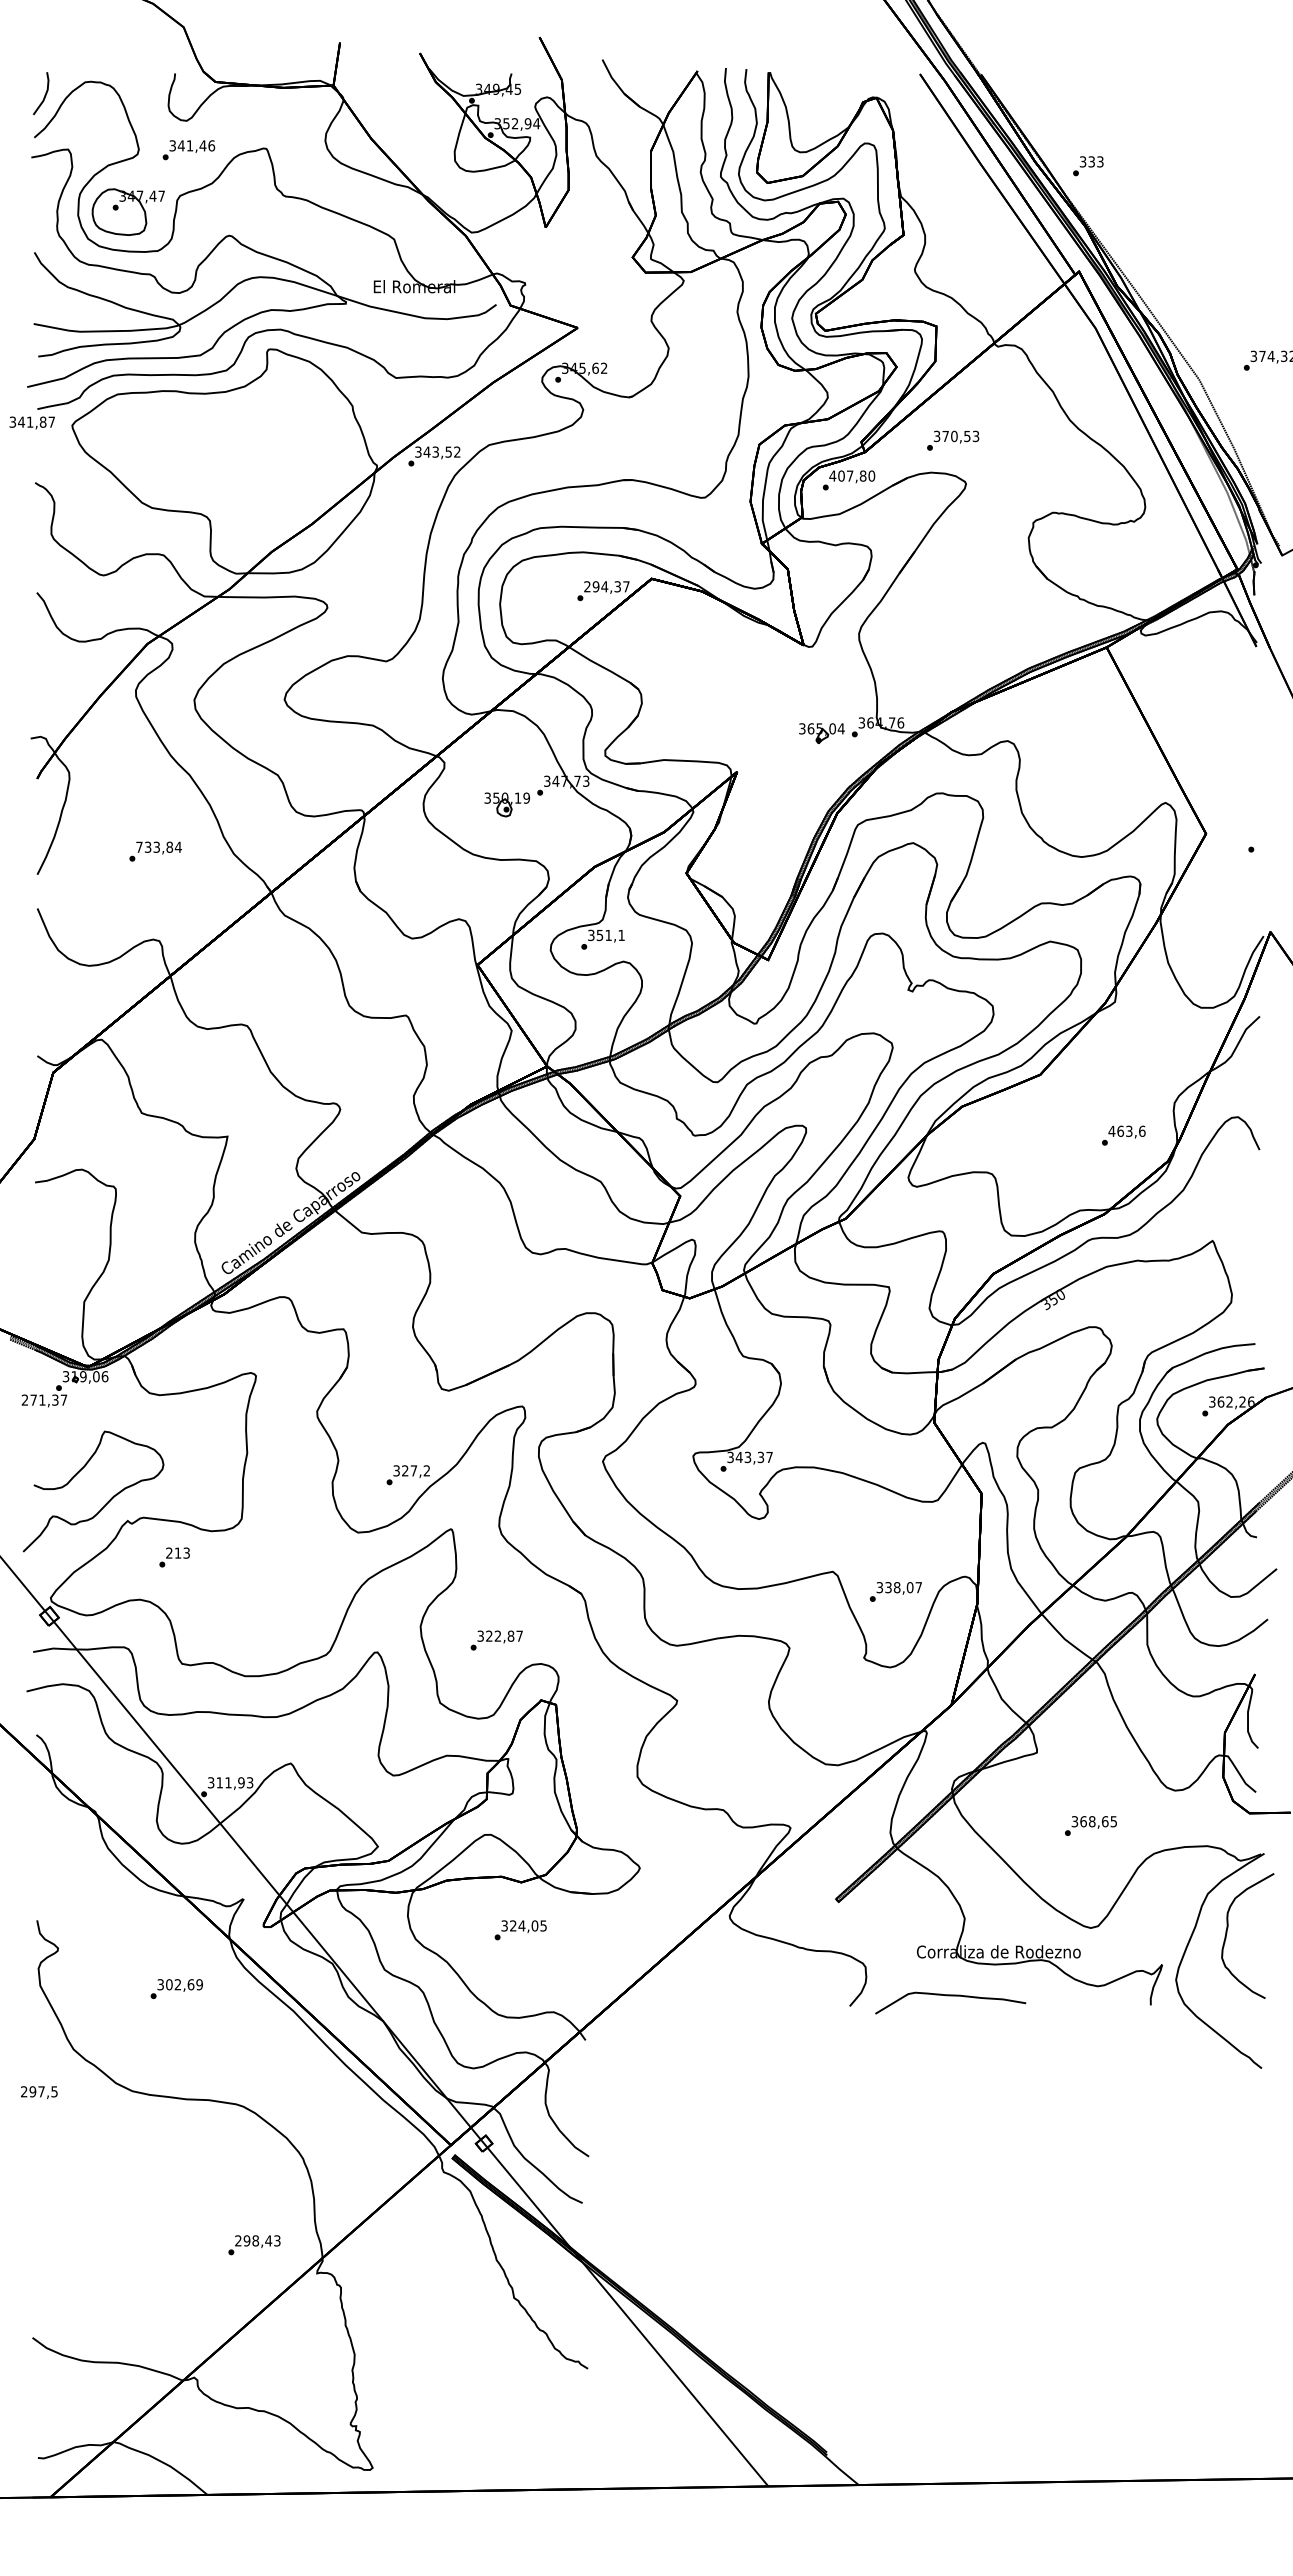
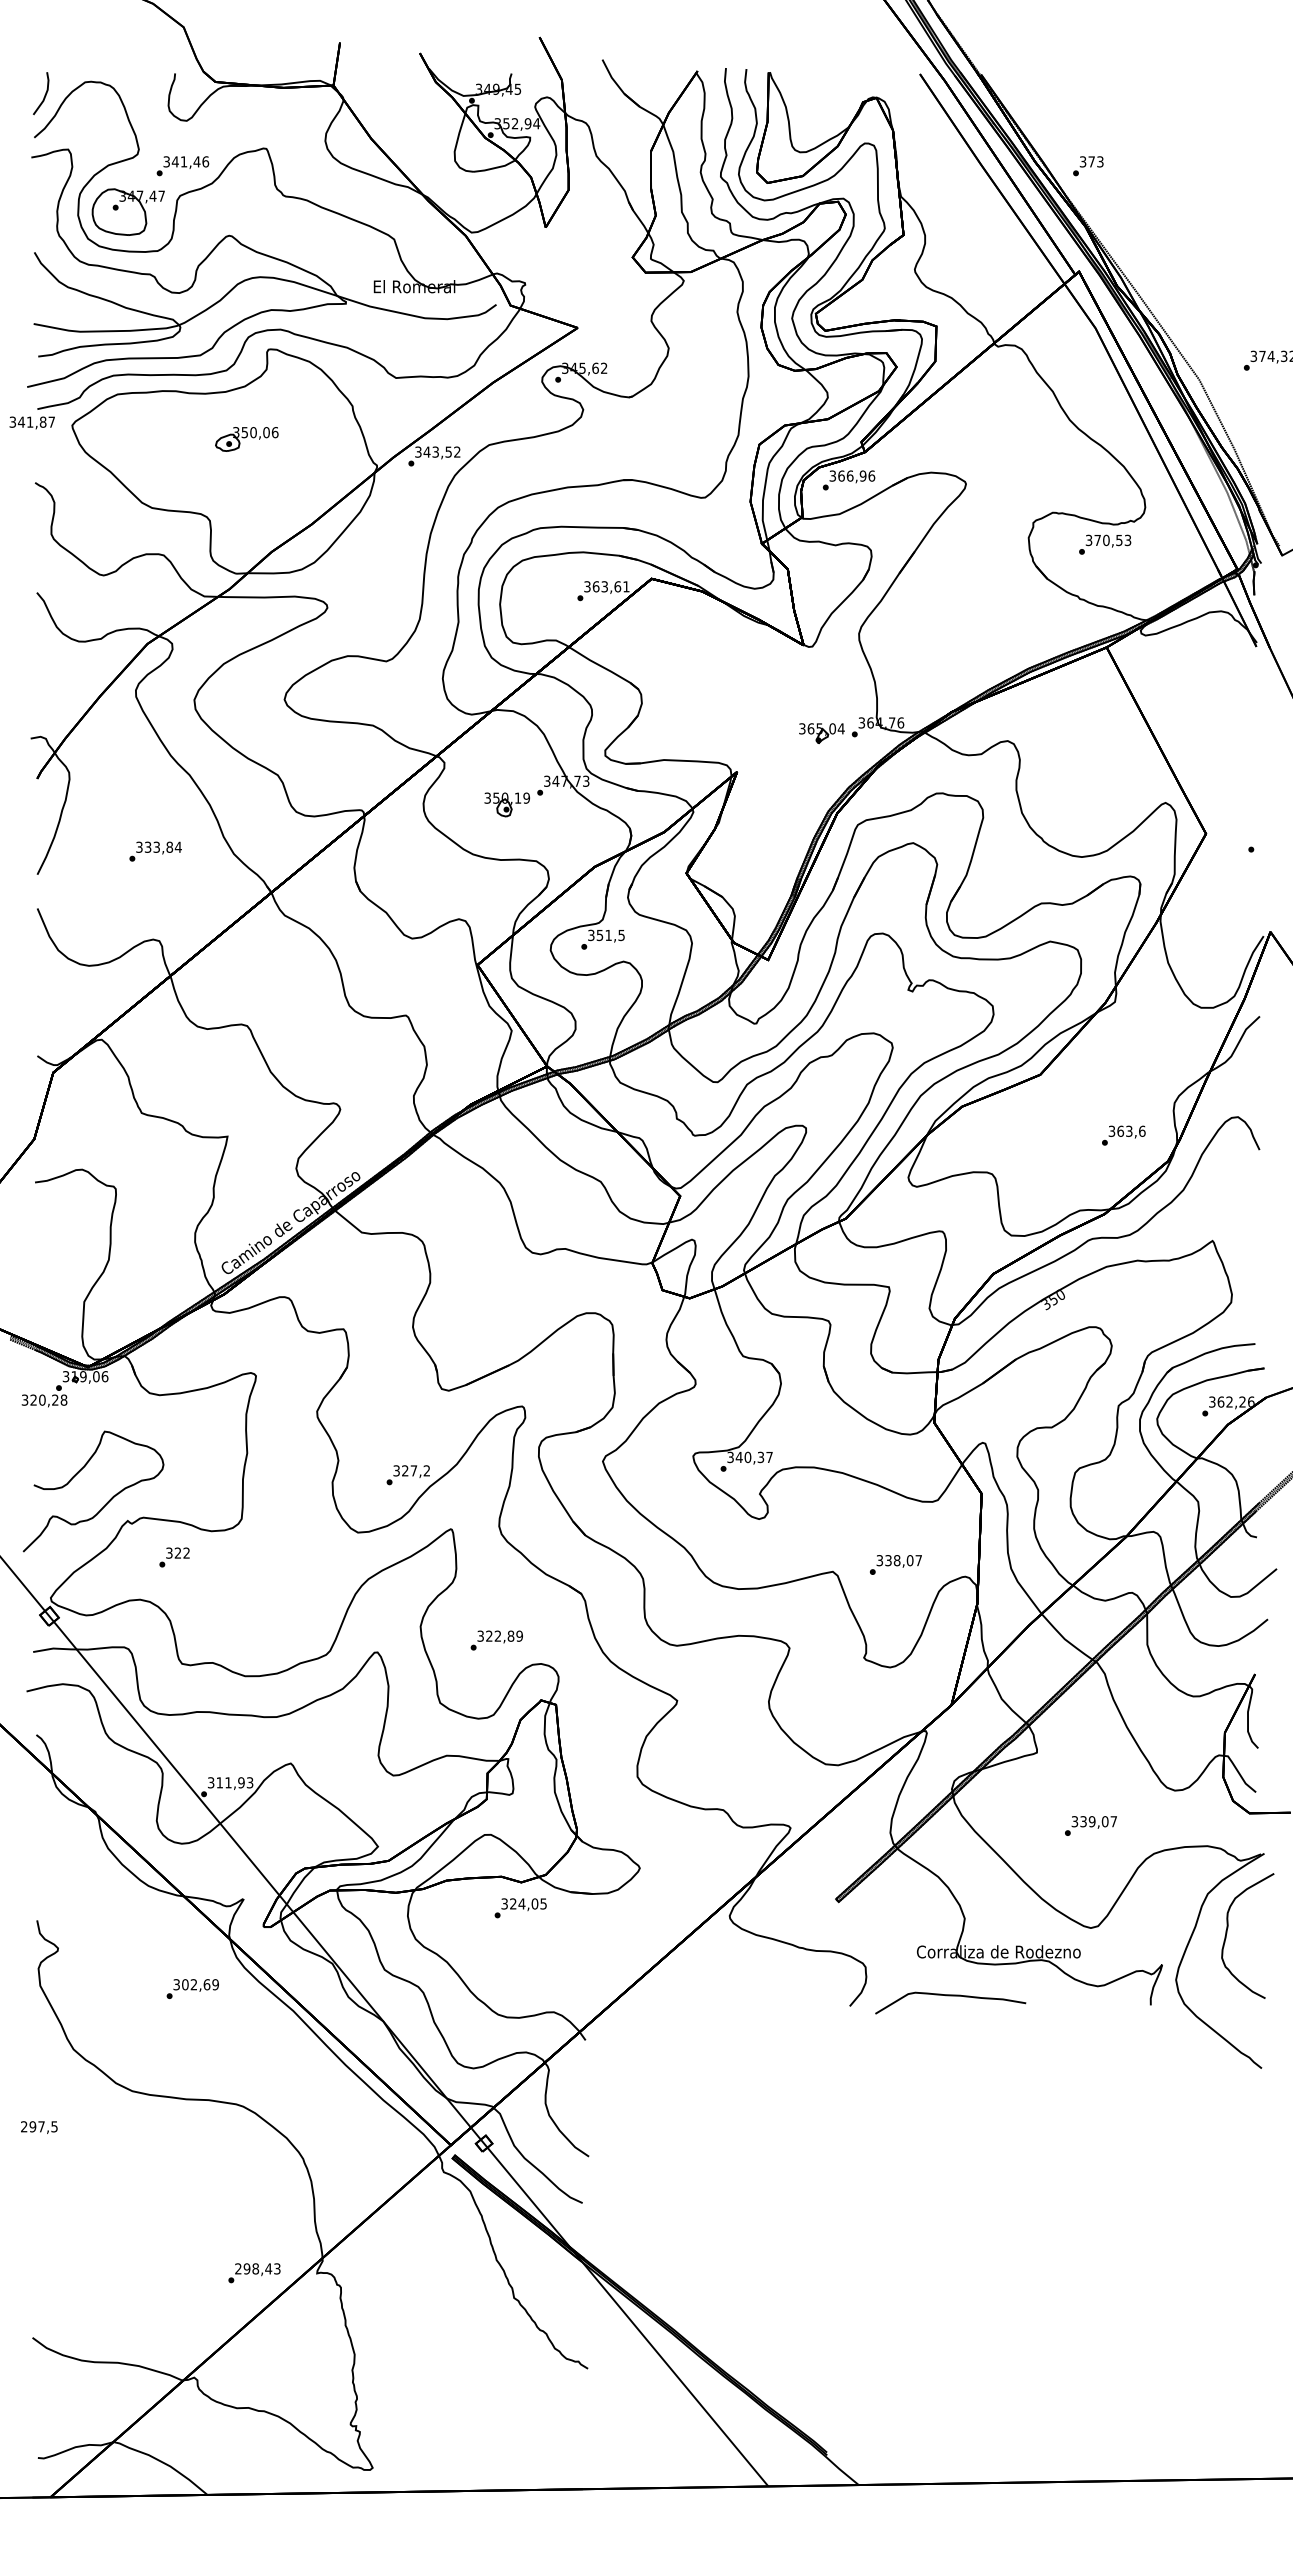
text position: (188, 150) -> (182, 166) (182, 166)
text: 333 -> 373 (1091, 161)
part: none -> present (246, 439)
text position: (953, 440) -> (1105, 544) (1105, 544)
text: 407,80 -> 366,96 (852, 475)
text: 294,37 -> 363,61 (606, 586)
text: 733,84 -> 333,84 (139, 846)
text: 351,1 -> 351,5 (621, 935)
text: 463,6 -> 363,6 (1111, 1130)
text: 271,37 -> 320,28 (44, 1399)
text: 343,37 -> 340,37 (747, 1457)
text: 213 -> 322 (177, 1552)
text position: (895, 1591) -> (895, 1564) (895, 1564)
text: 322,87 -> 322,89 (519, 1635)
text: 368,65 -> 339,07 (1098, 1821)
text position: (520, 1930) -> (520, 1908) (520, 1908)
text position: (176, 1988) -> (192, 1988) (192, 1988)
text position: (39, 2092) -> (39, 2127) (39, 2127)
text position: (254, 2245) -> (254, 2273) (254, 2273)
